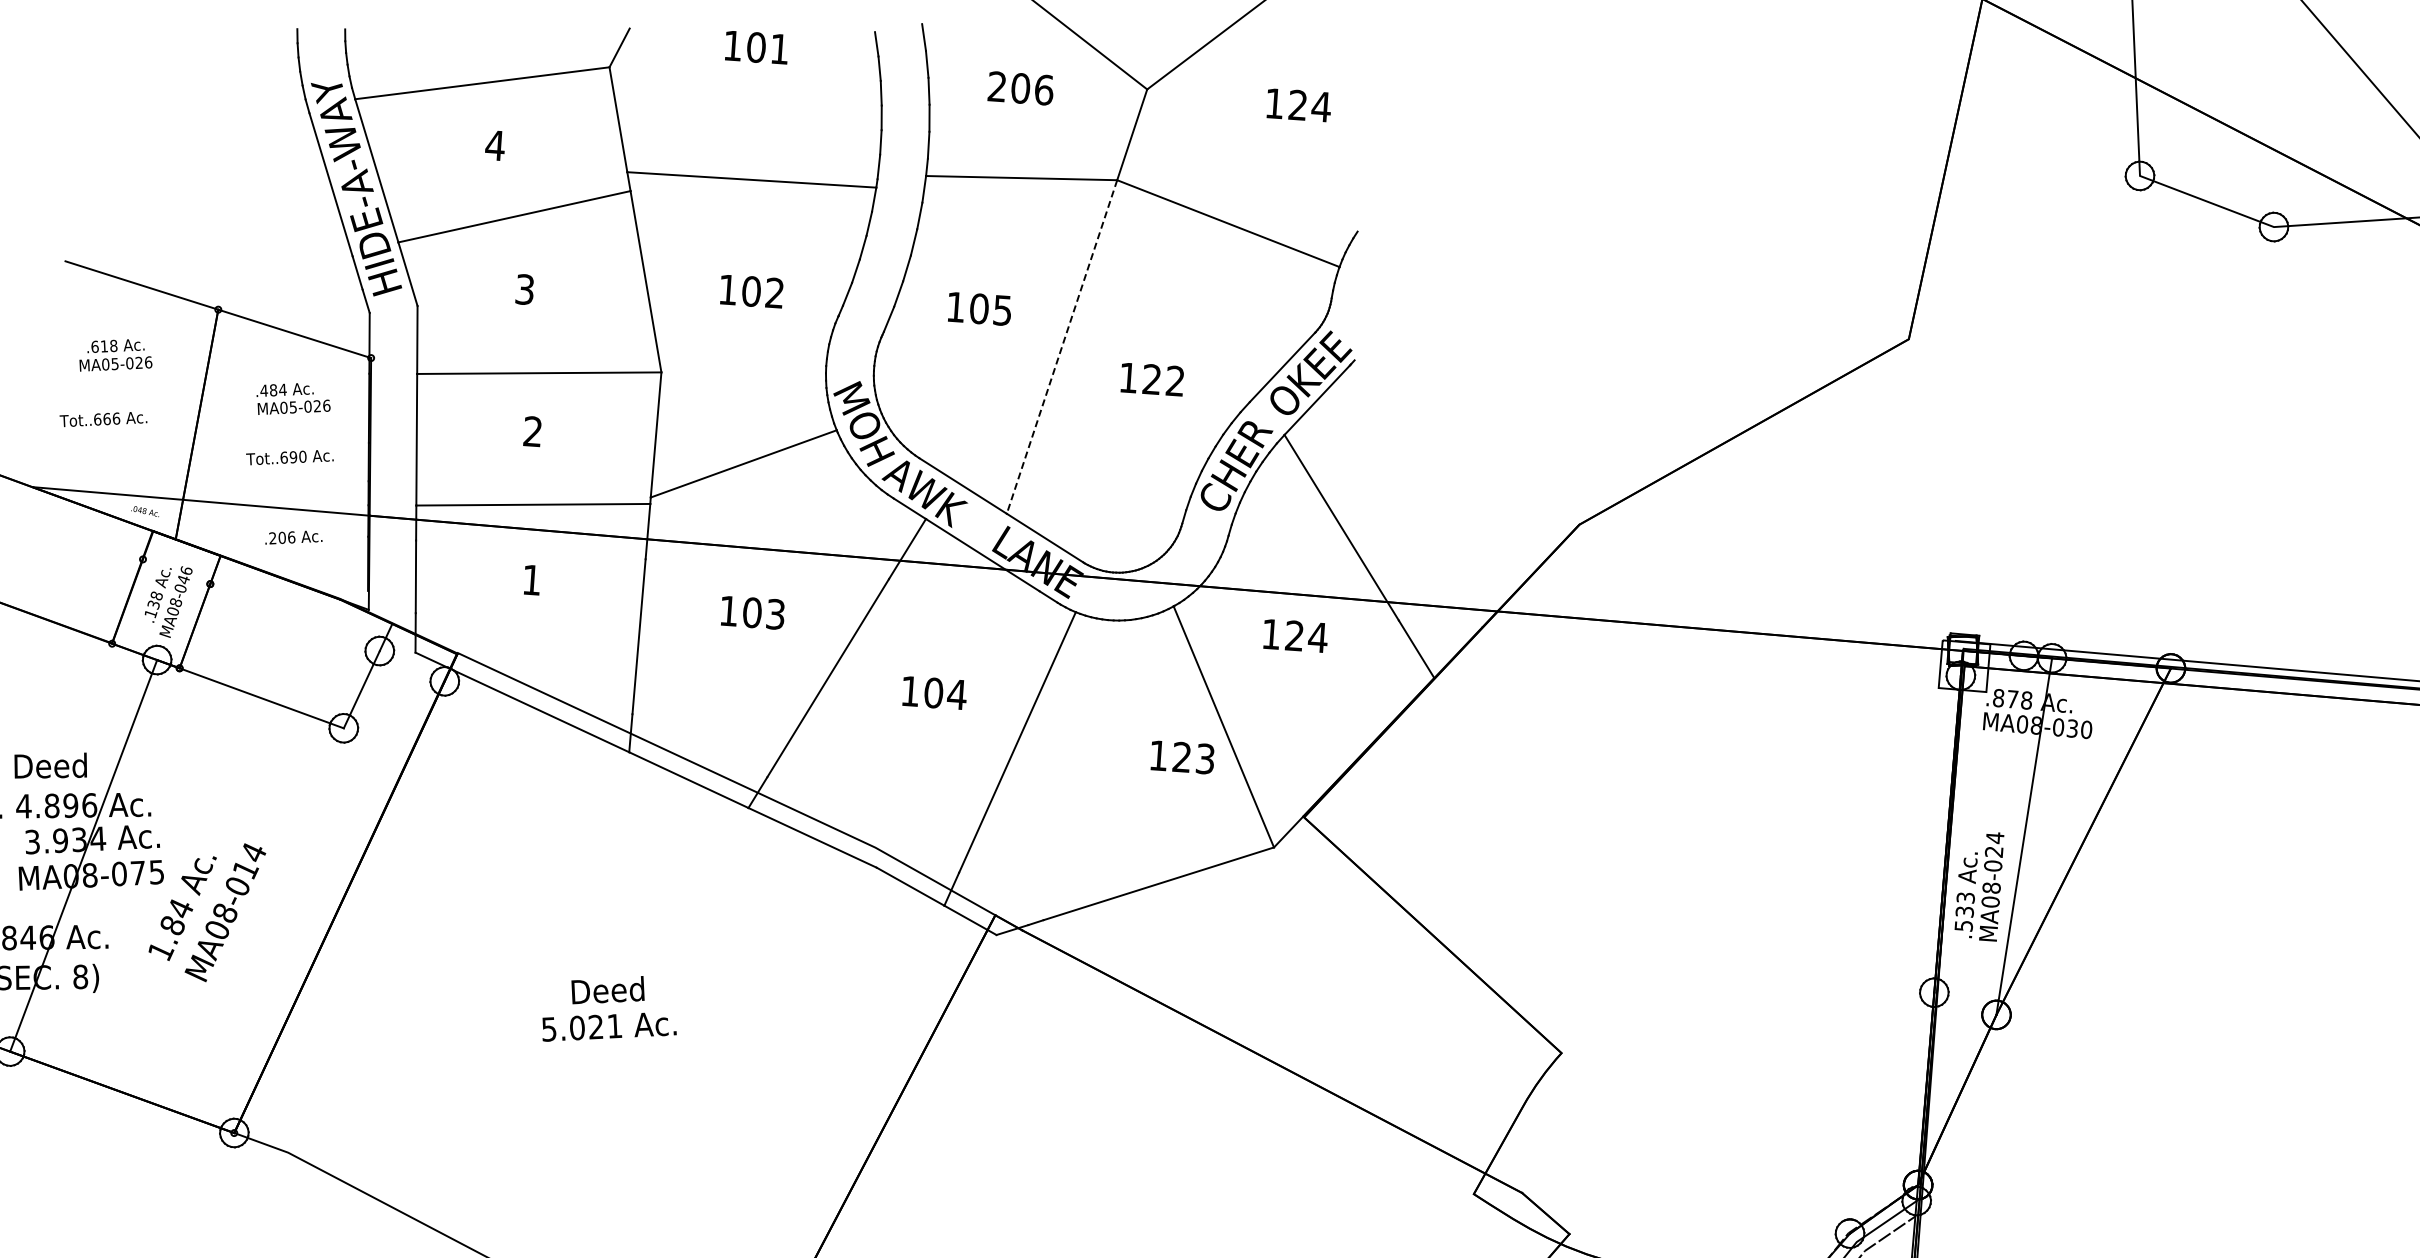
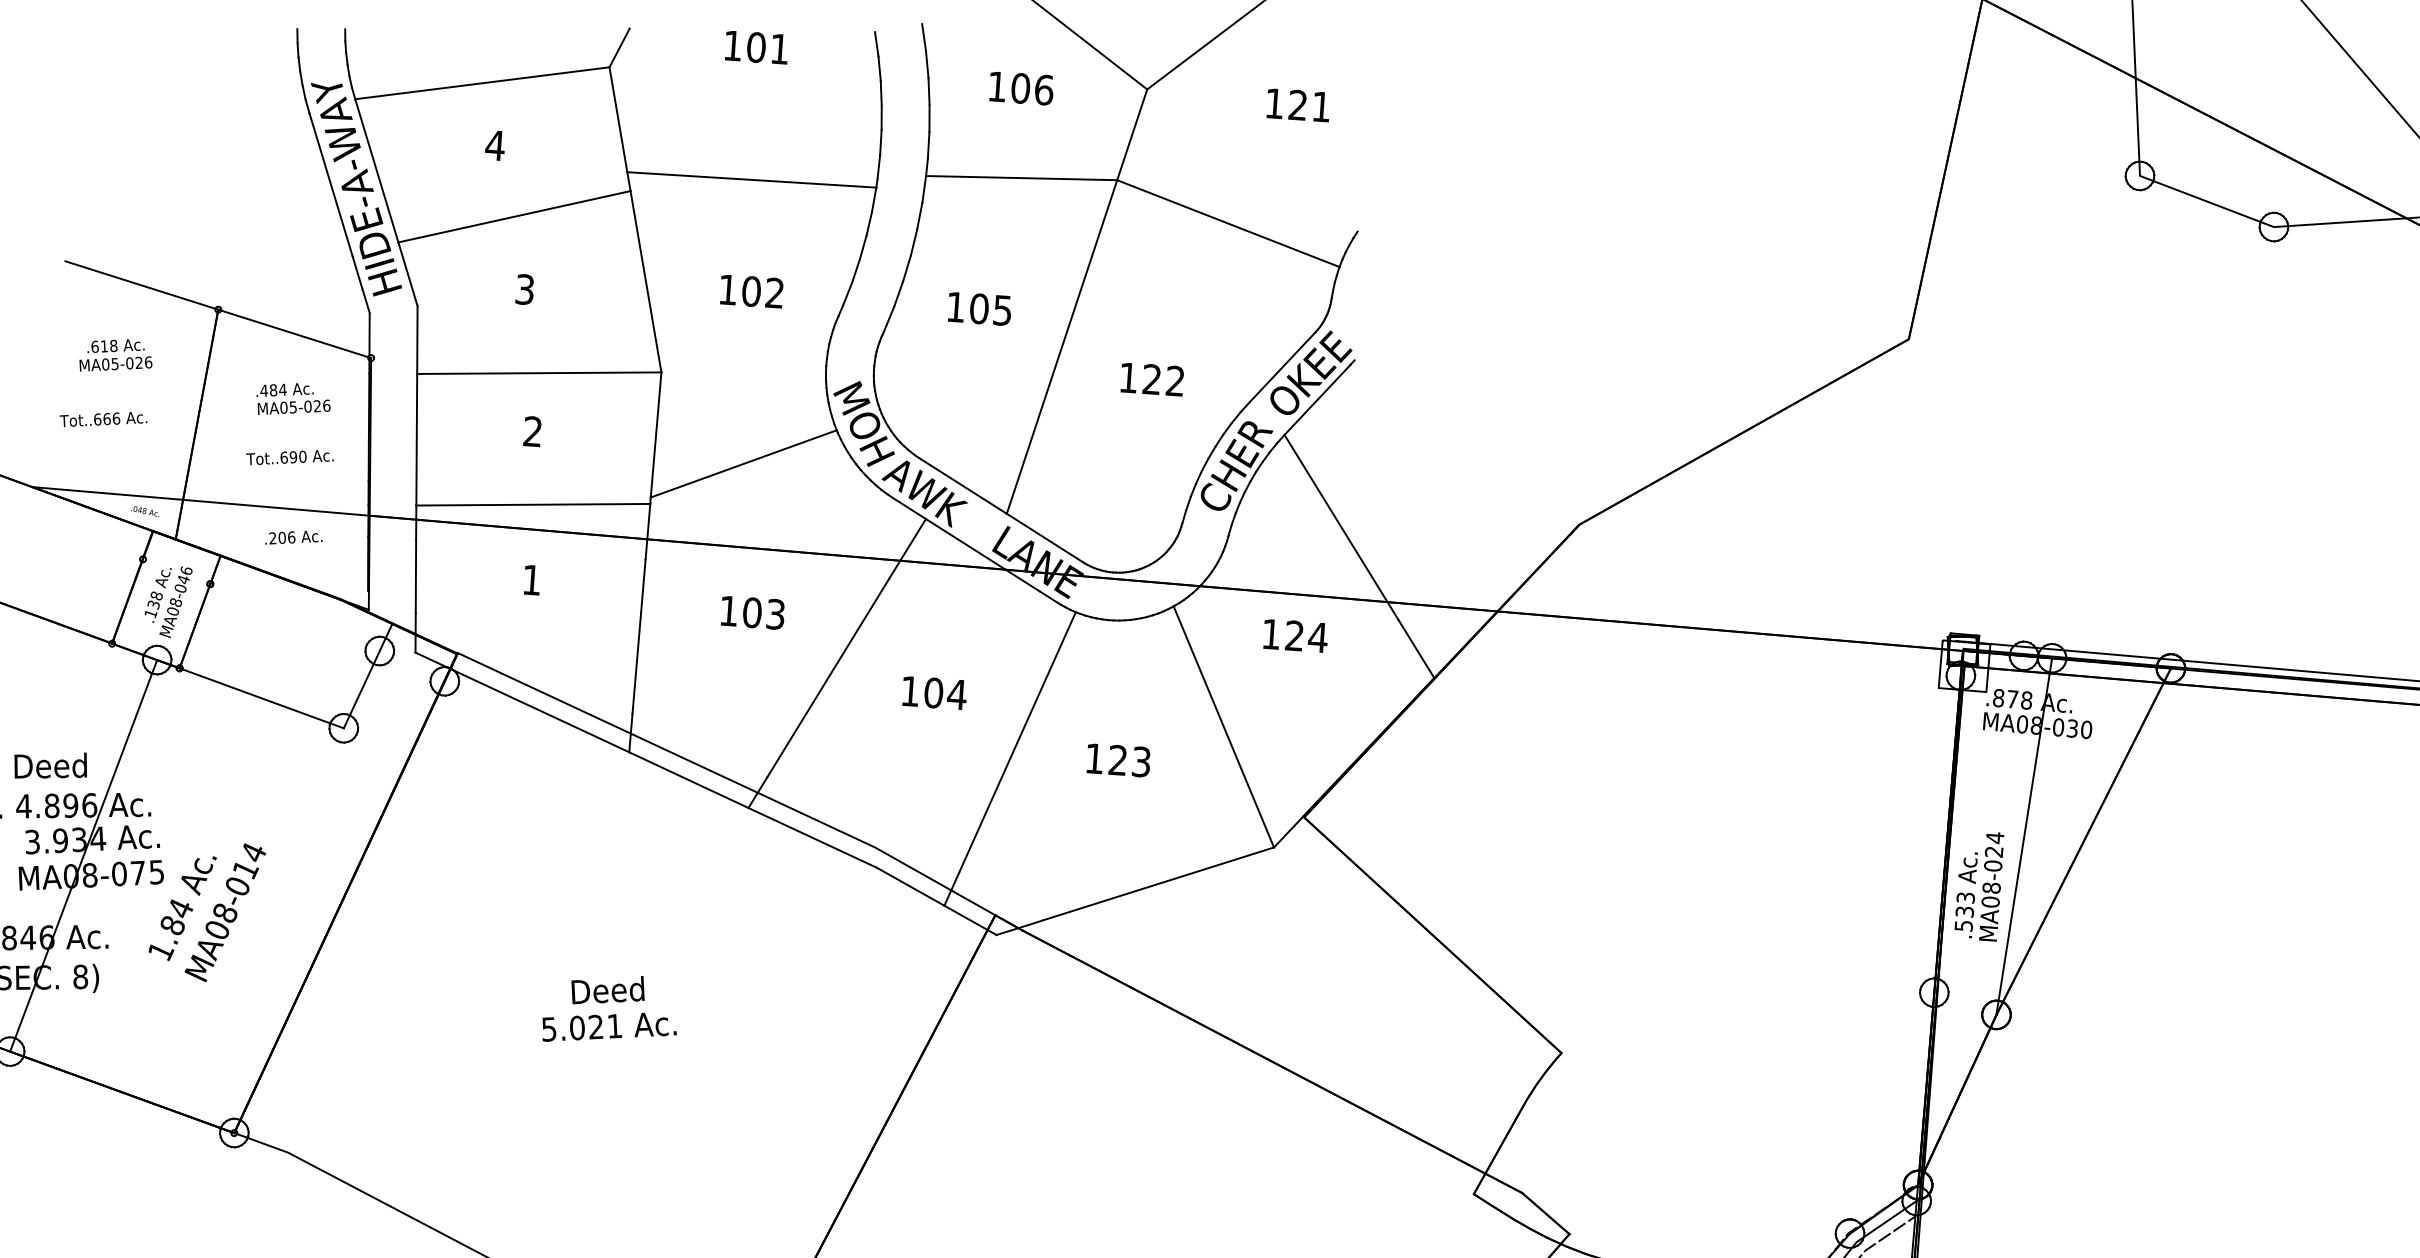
text: 206 -> 106 (996, 86)
text: 124 -> 121 (1320, 107)
line: dashed -> solid (1062, 347)
text position: (1182, 757) -> (1118, 760) (1118, 760)
